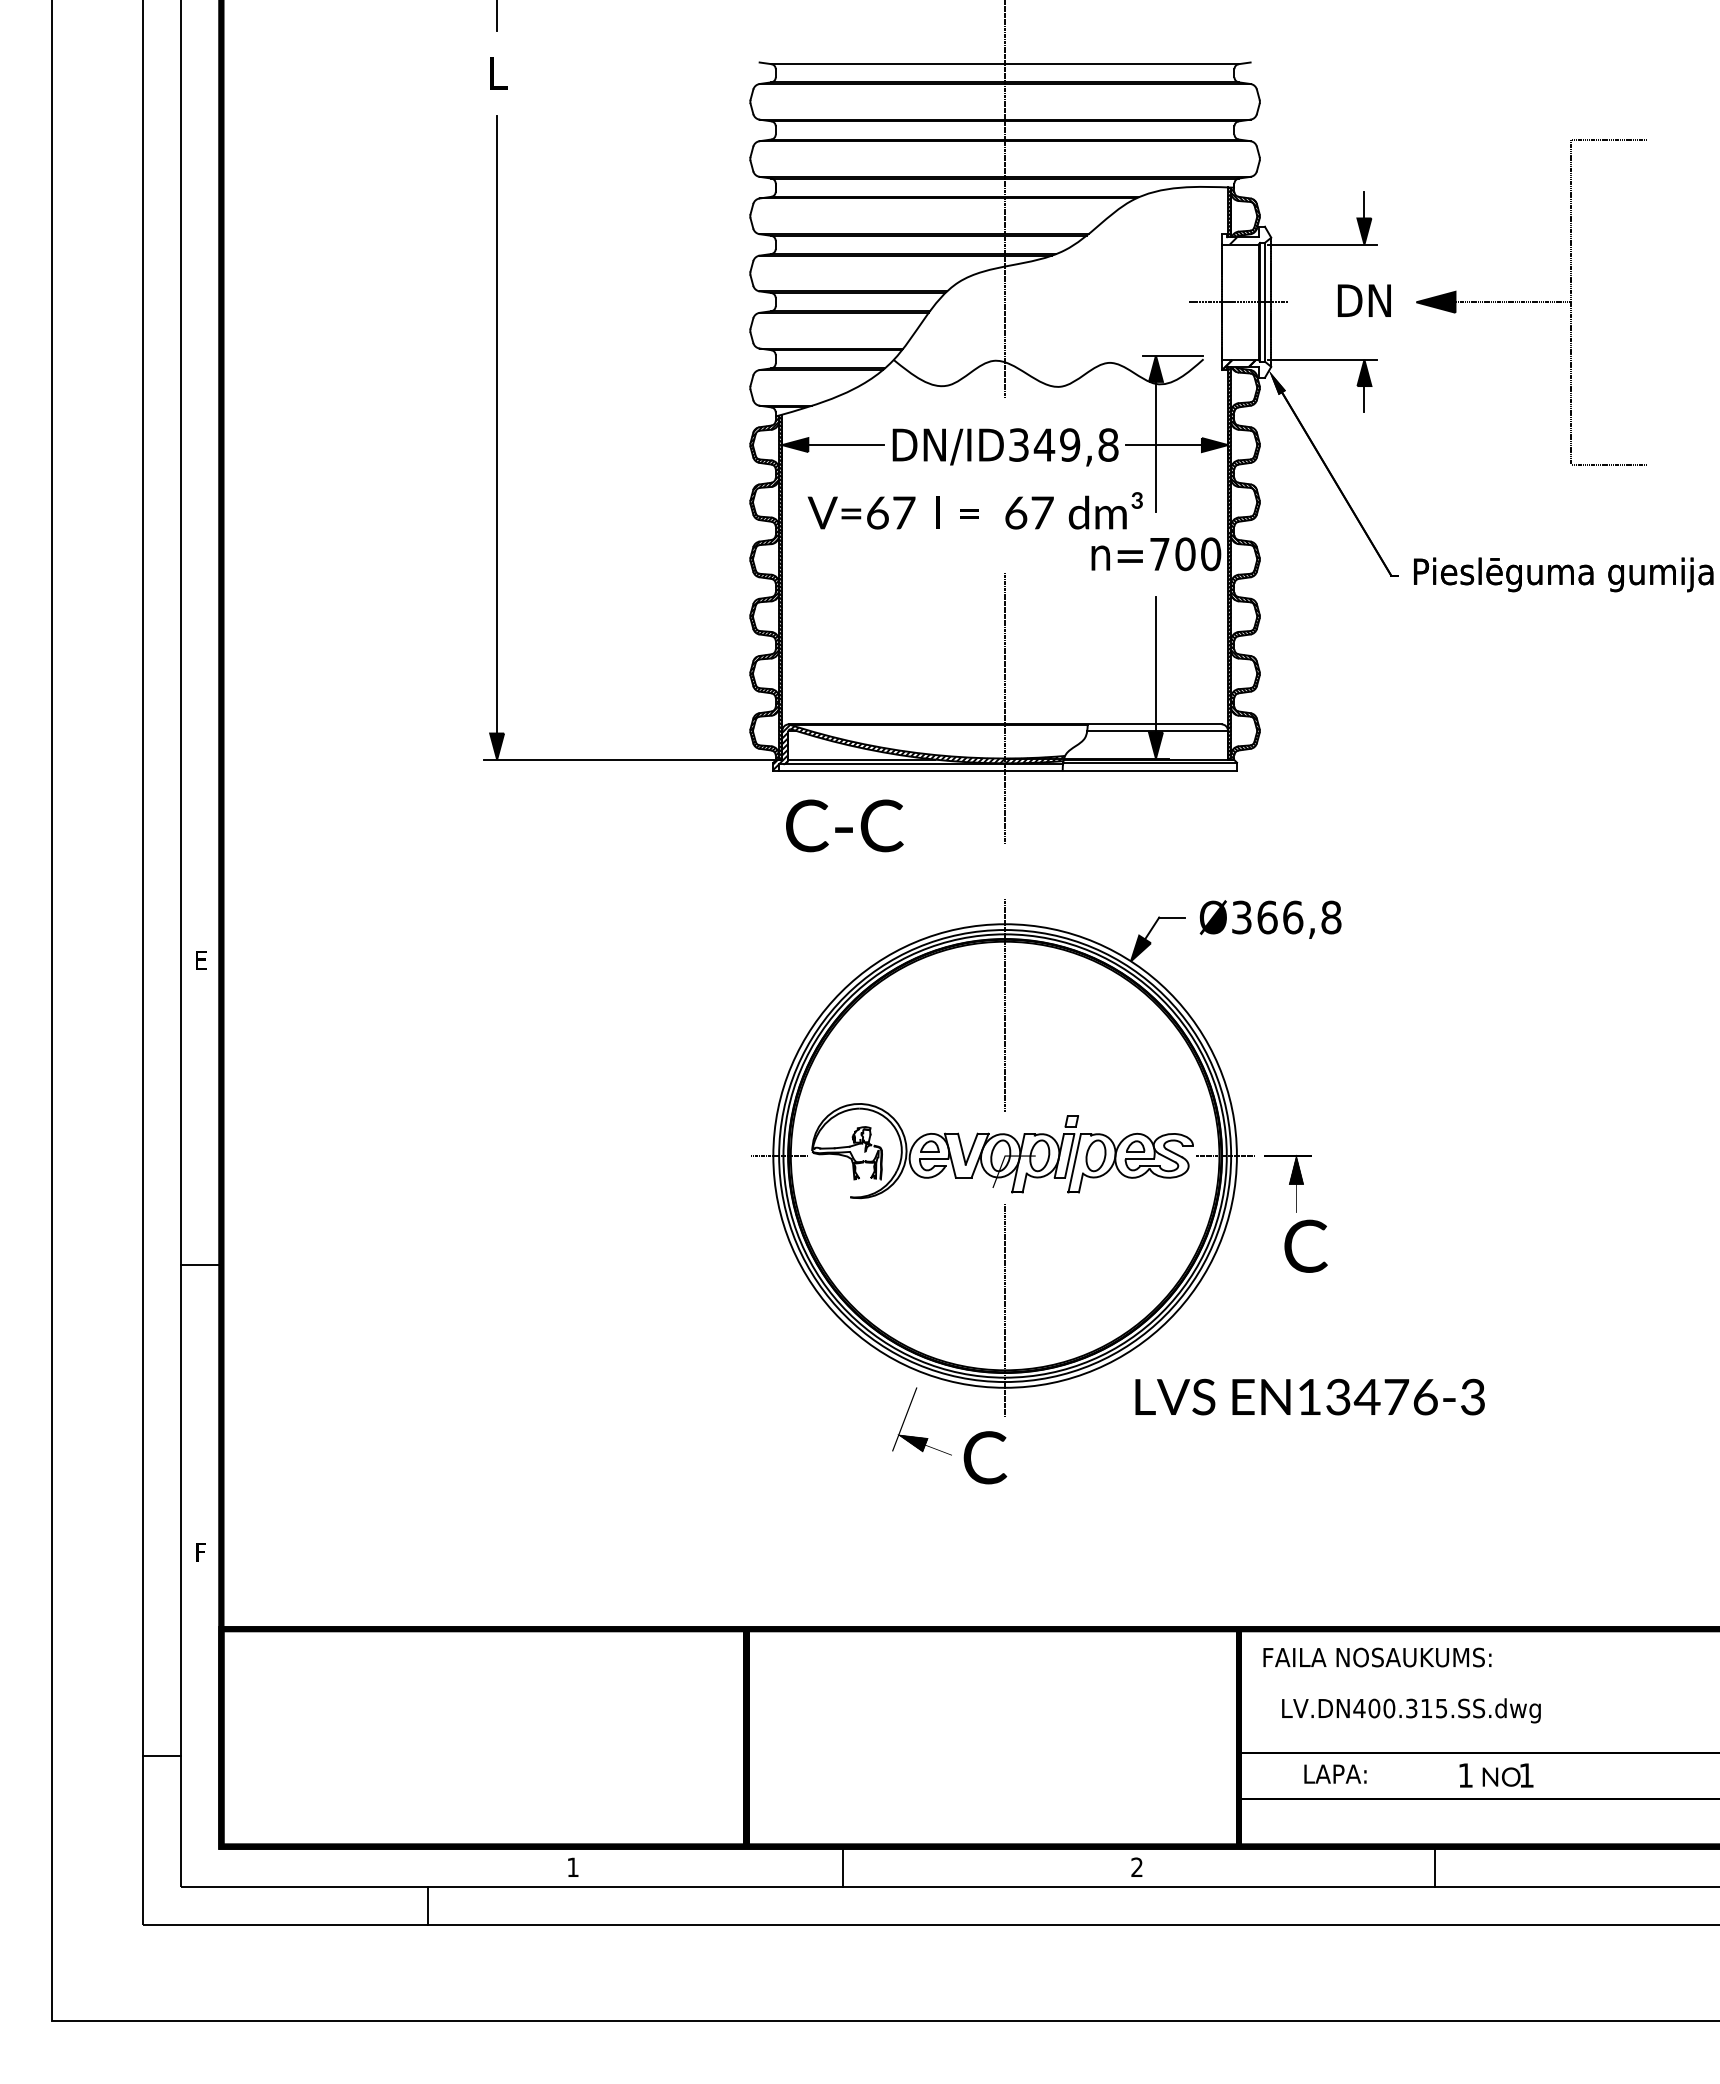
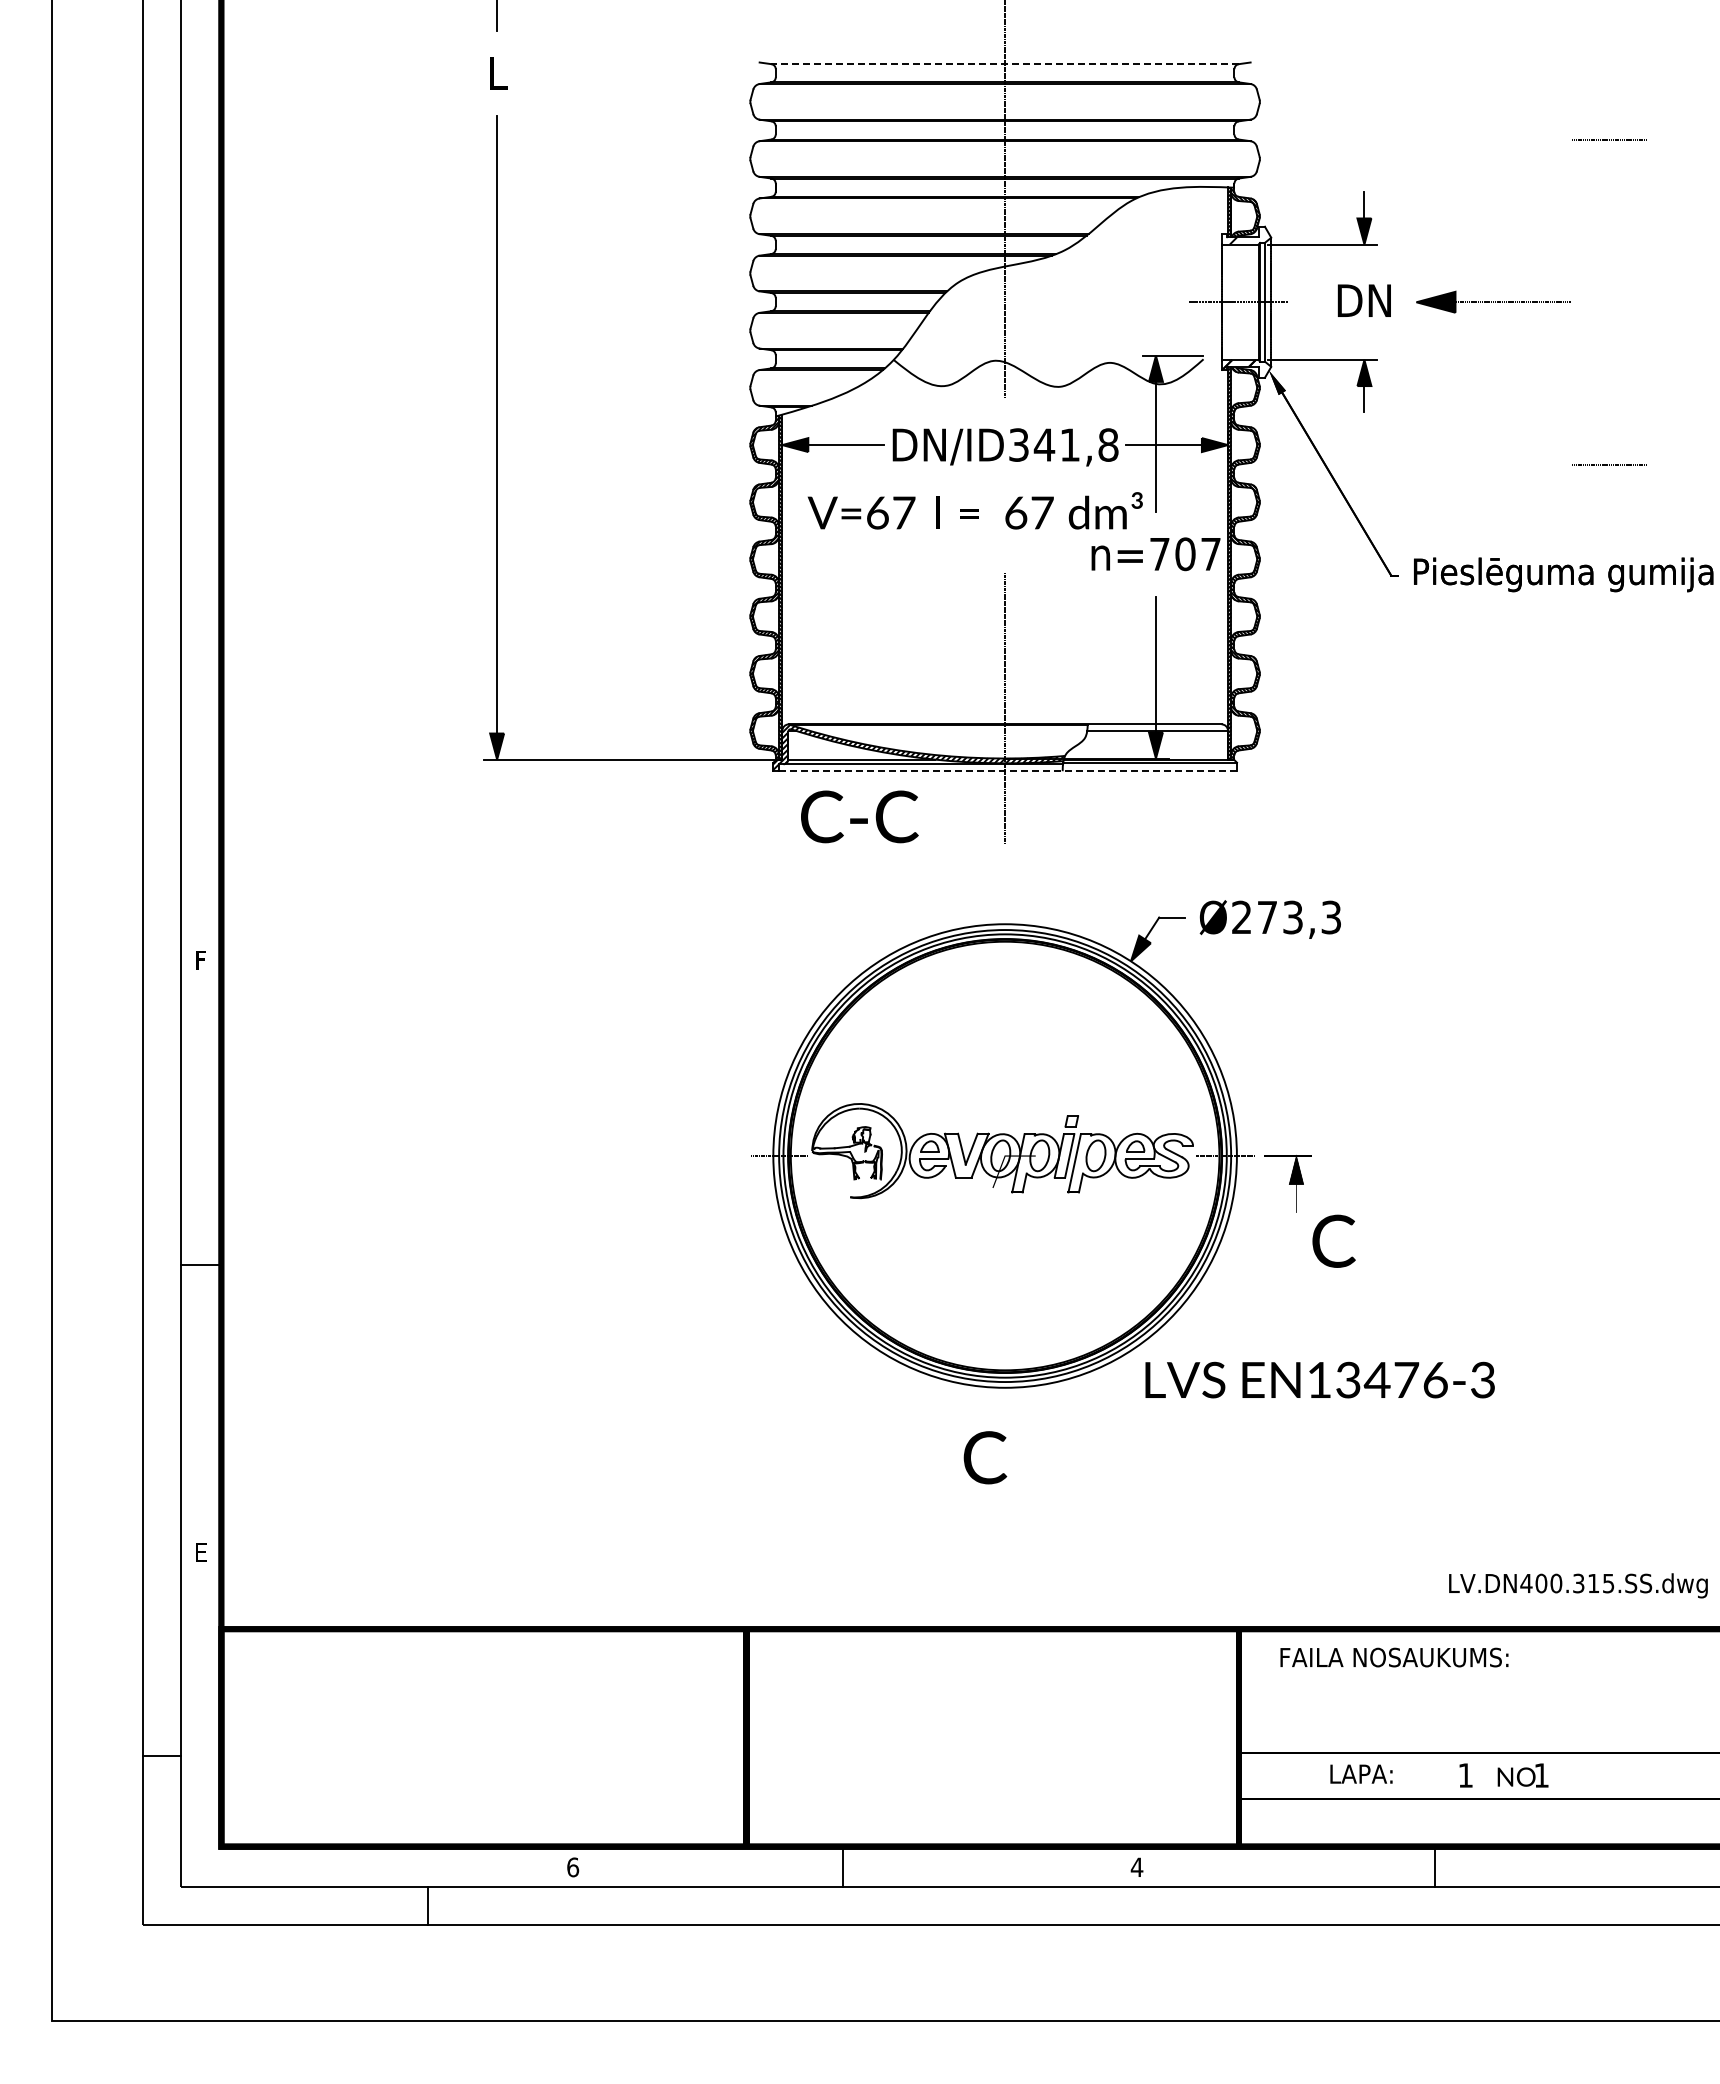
line: solid -> dashed (1005, 64)
line: present -> none (1571, 302)
text: DN/ID349,8 -> DN/ID341,8 (1070, 444)
text: n=700 -> n=707 (1211, 554)
line: solid -> dashed (1008, 771)
text position: (844, 825) -> (859, 816) (859, 816)
text: Ø366,8 -> Ø273,3 (1286, 917)
text: E -> F (202, 960)
line: present -> none (1005, 1005)
text position: (1305, 1245) -> (1333, 1240) (1333, 1240)
line: present -> none (1005, 1310)
text position: (1309, 1396) -> (1319, 1379) (1319, 1379)
part: present -> none (917, 1436)
text: F -> E (202, 1552)
text position: (1377, 1657) -> (1394, 1657) (1394, 1657)
text position: (1411, 1710) -> (1578, 1585) (1578, 1585)
text position: (1335, 1773) -> (1361, 1773) (1361, 1773)
text position: (1507, 1775) -> (1522, 1775) (1522, 1775)
text: 2 -> 4 (1136, 1866)
text: 1 -> 6 (573, 1867)
